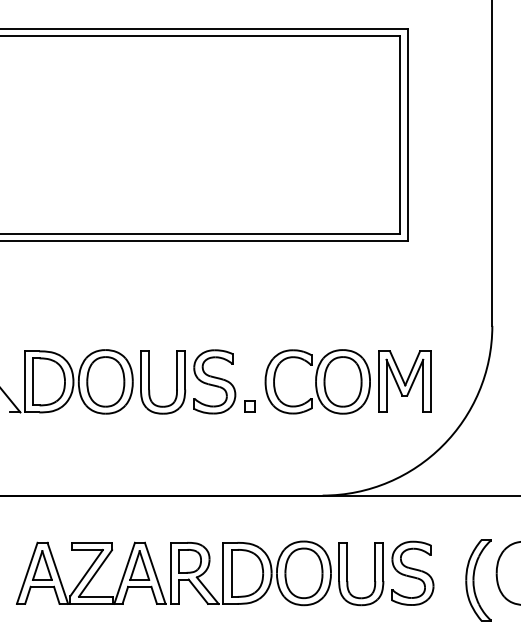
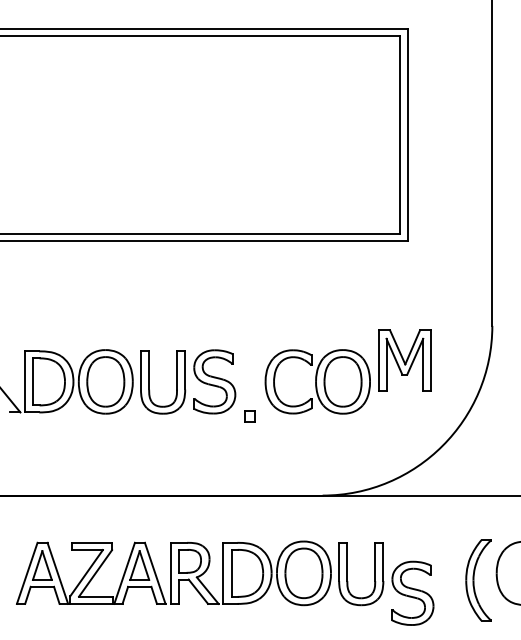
part position: (404, 381) -> (404, 360) (404, 360)
part position: (249, 406) -> (249, 416) (249, 416)
part position: (412, 572) -> (412, 592) (412, 592)
